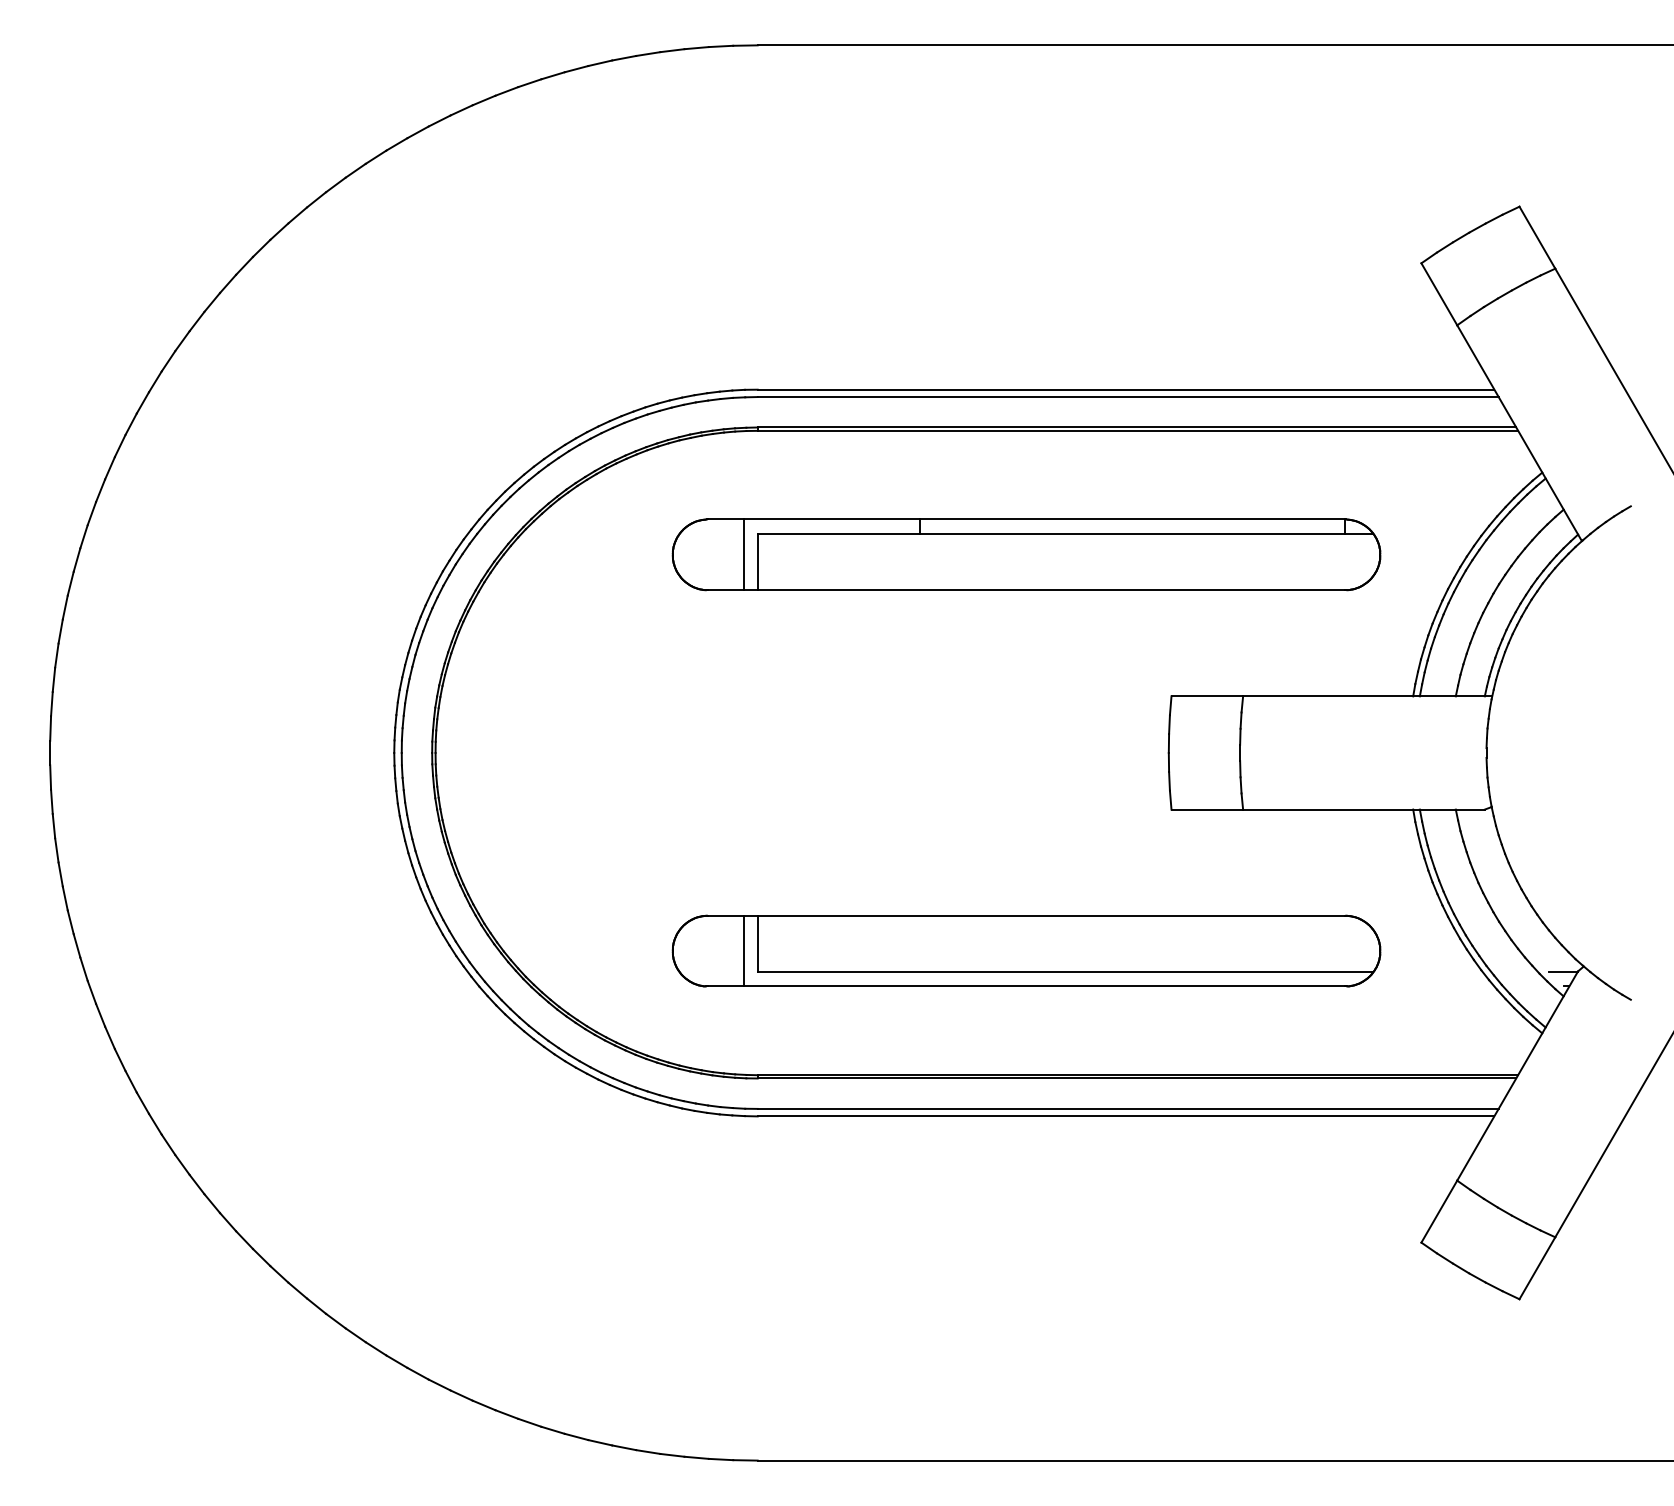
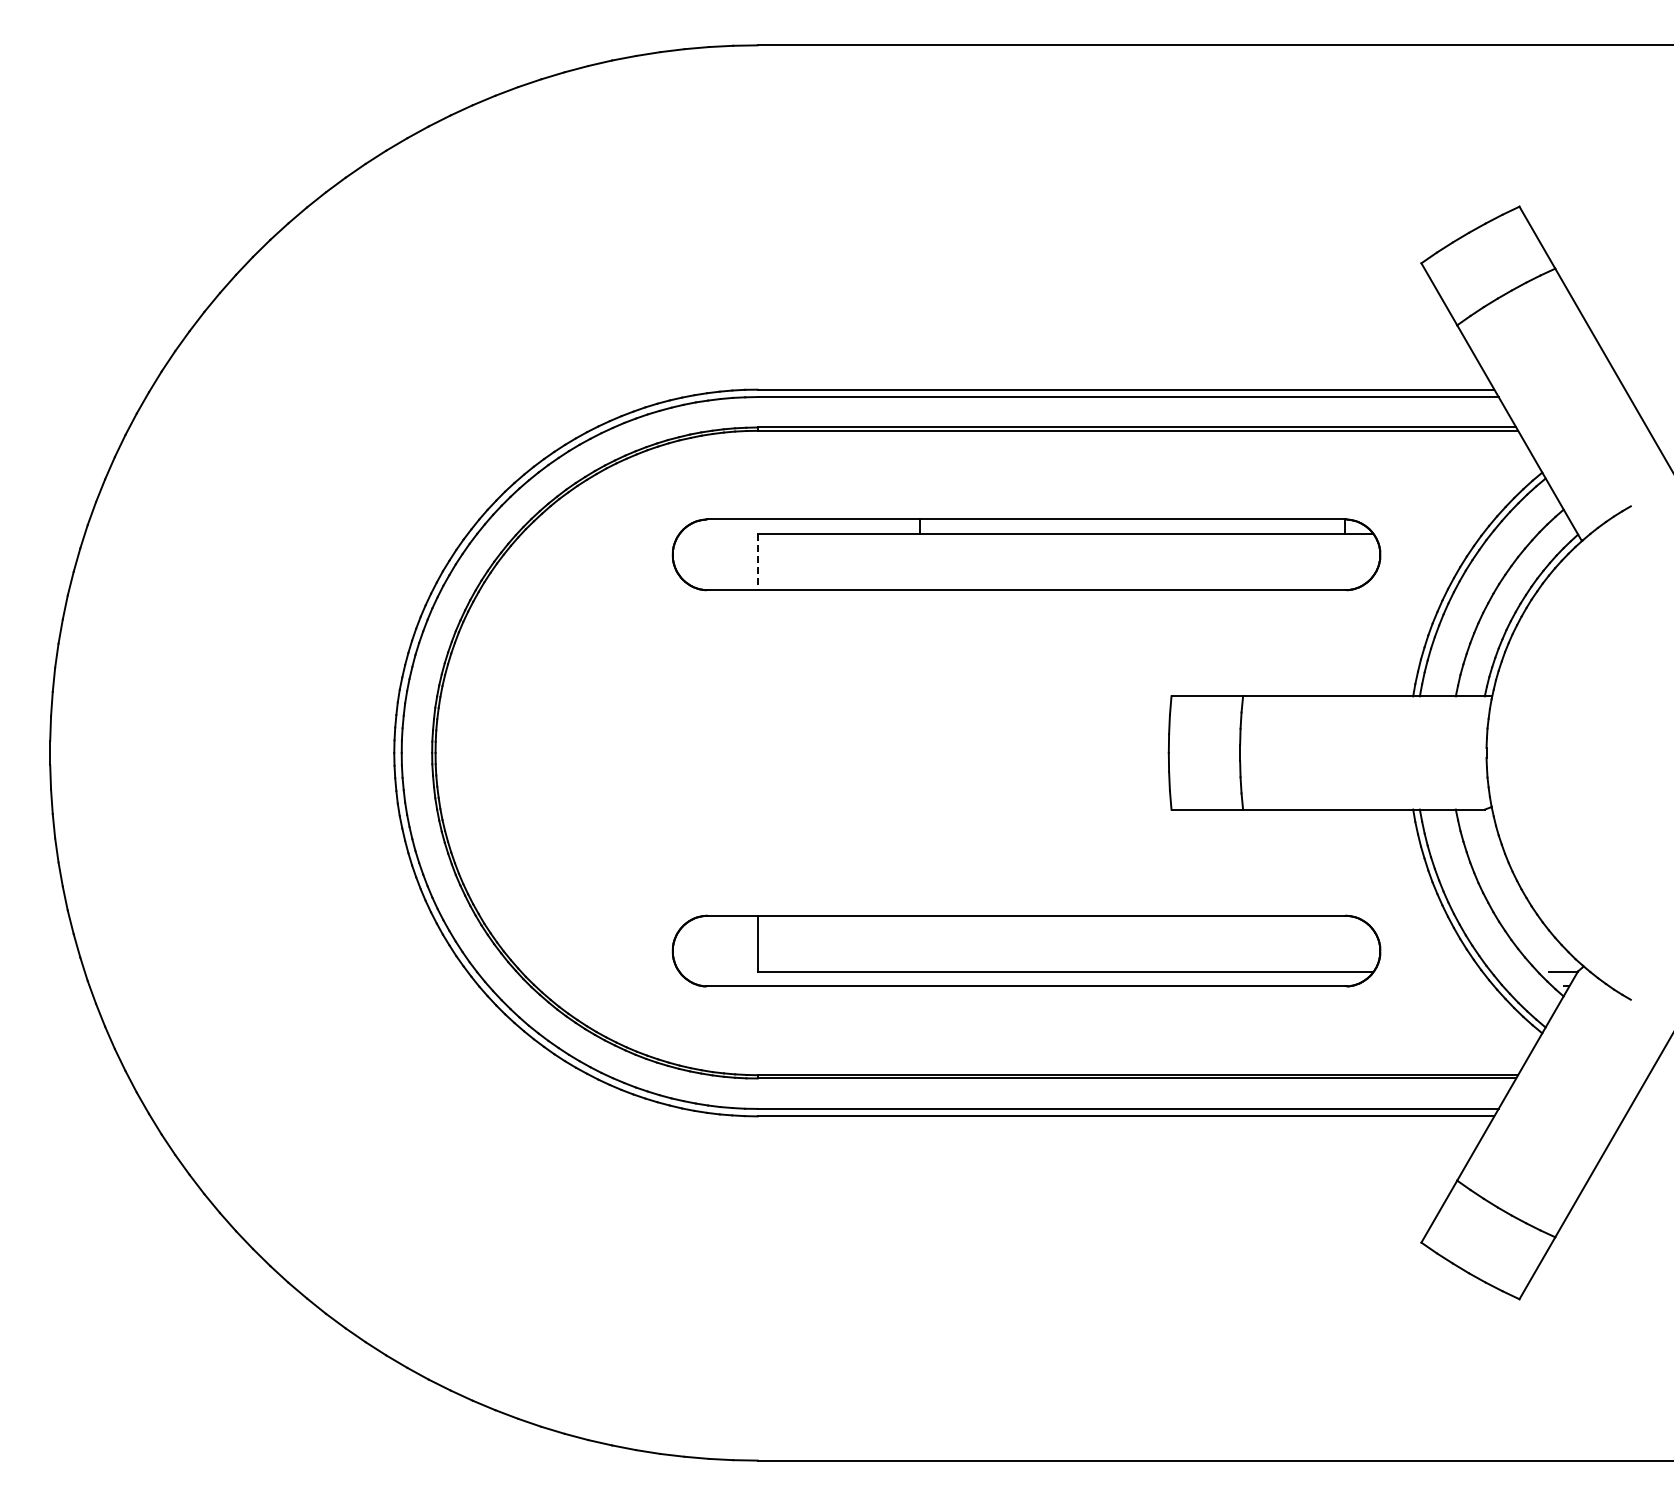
line: present -> none (743, 554)
line: solid -> dashed (757, 562)
line: present -> none (743, 950)
